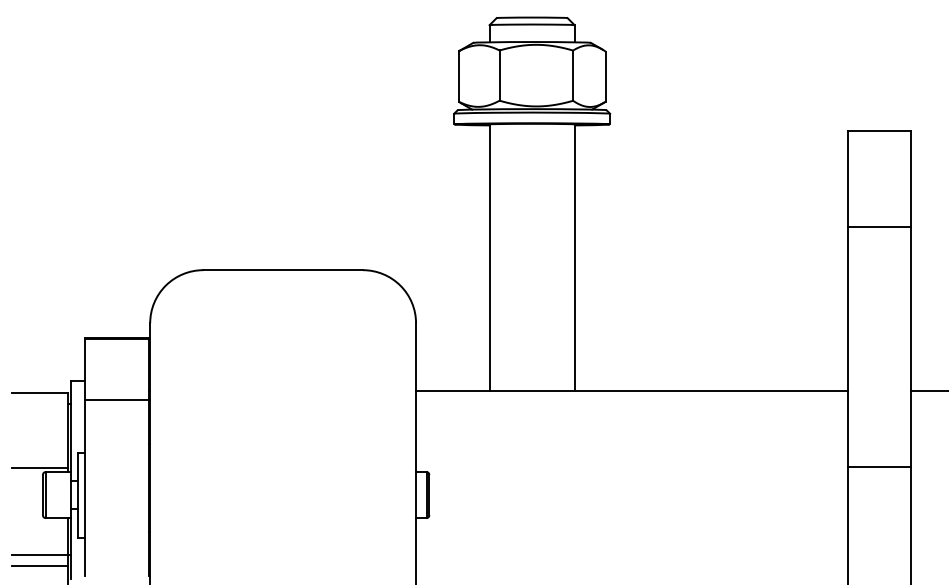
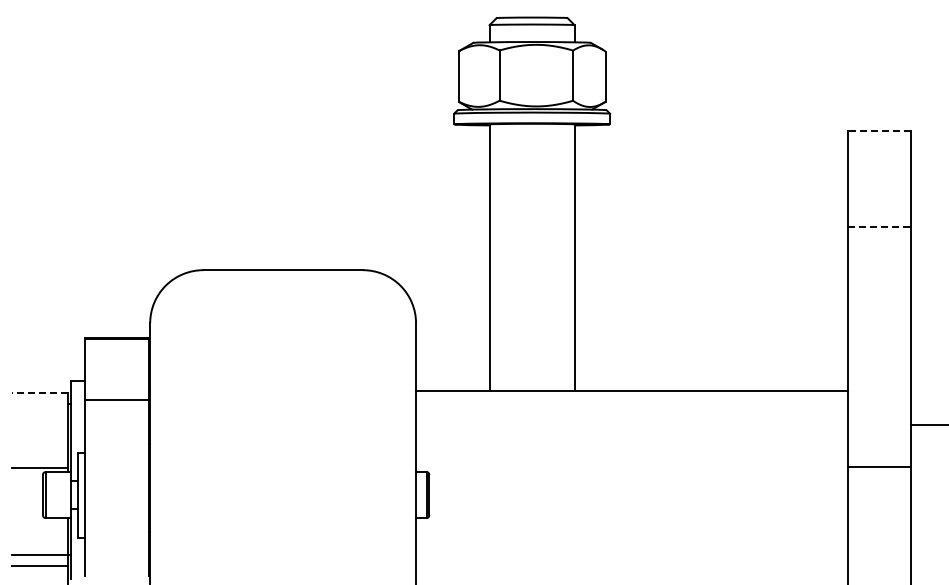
line: solid -> dashed (879, 130)
line: solid -> dashed (879, 226)
line position: (928, 391) -> (928, 425) (928, 425)
line: solid -> dashed (39, 393)
